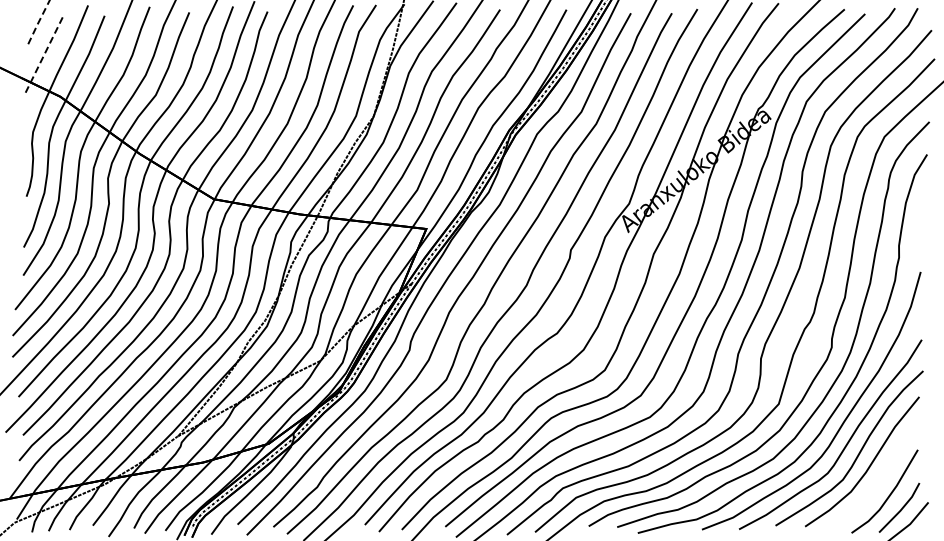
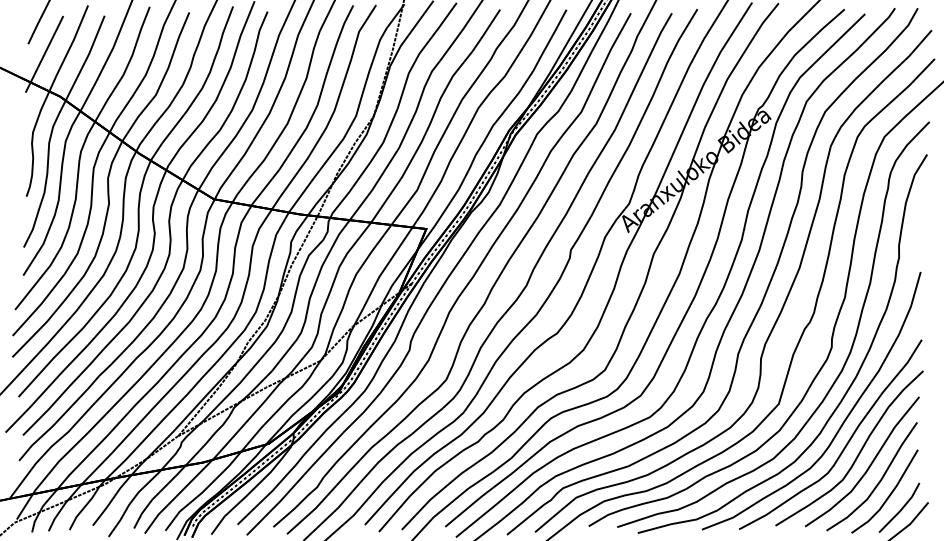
line: dashed -> solid (38, 22)
line: dashed -> solid (44, 54)
curve: none -> present (878, 481)
